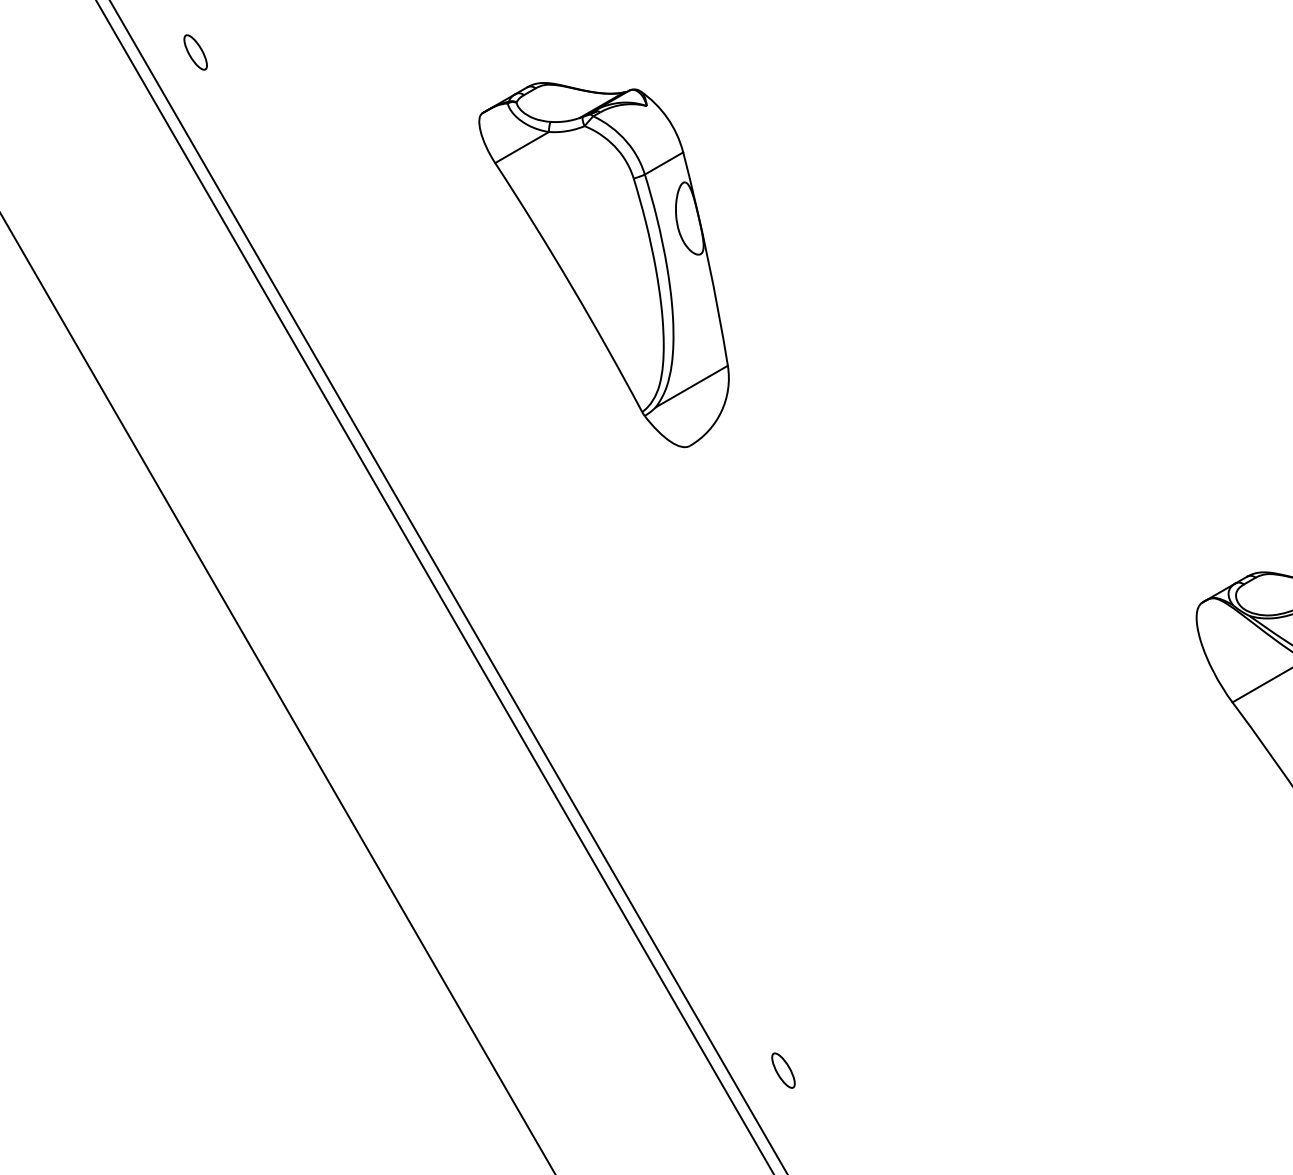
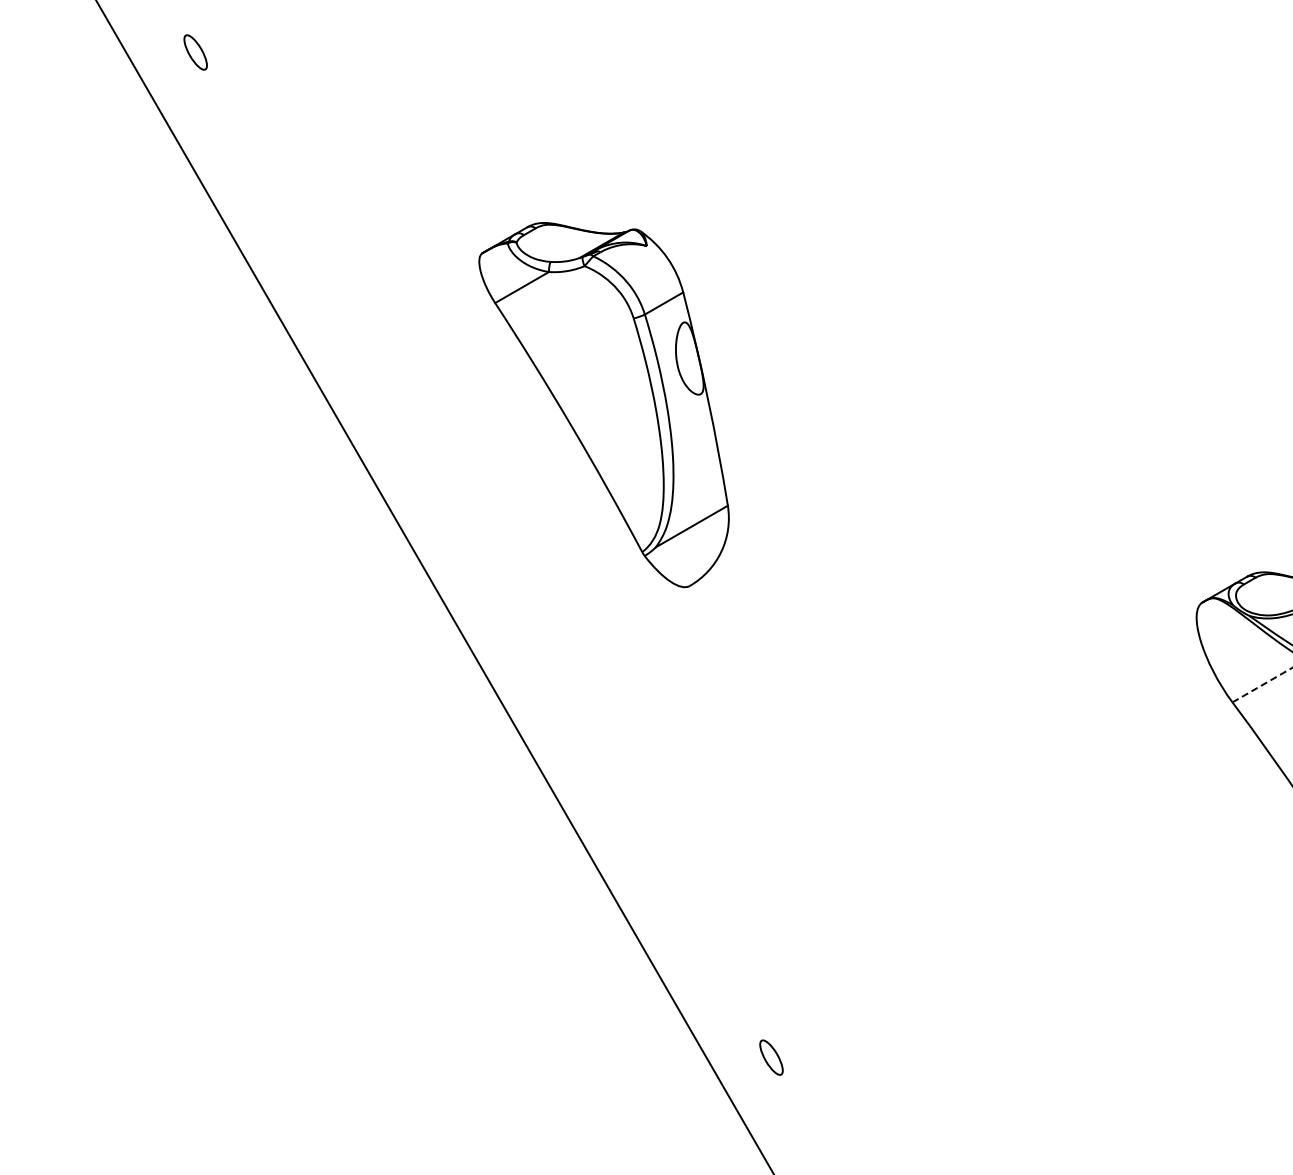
part position: (603, 265) -> (603, 405) (603, 405)
line: present -> none (448, 586)
line: solid -> dashed (1262, 685)
line: present -> none (277, 693)
part position: (783, 1070) -> (771, 1057) (771, 1057)
